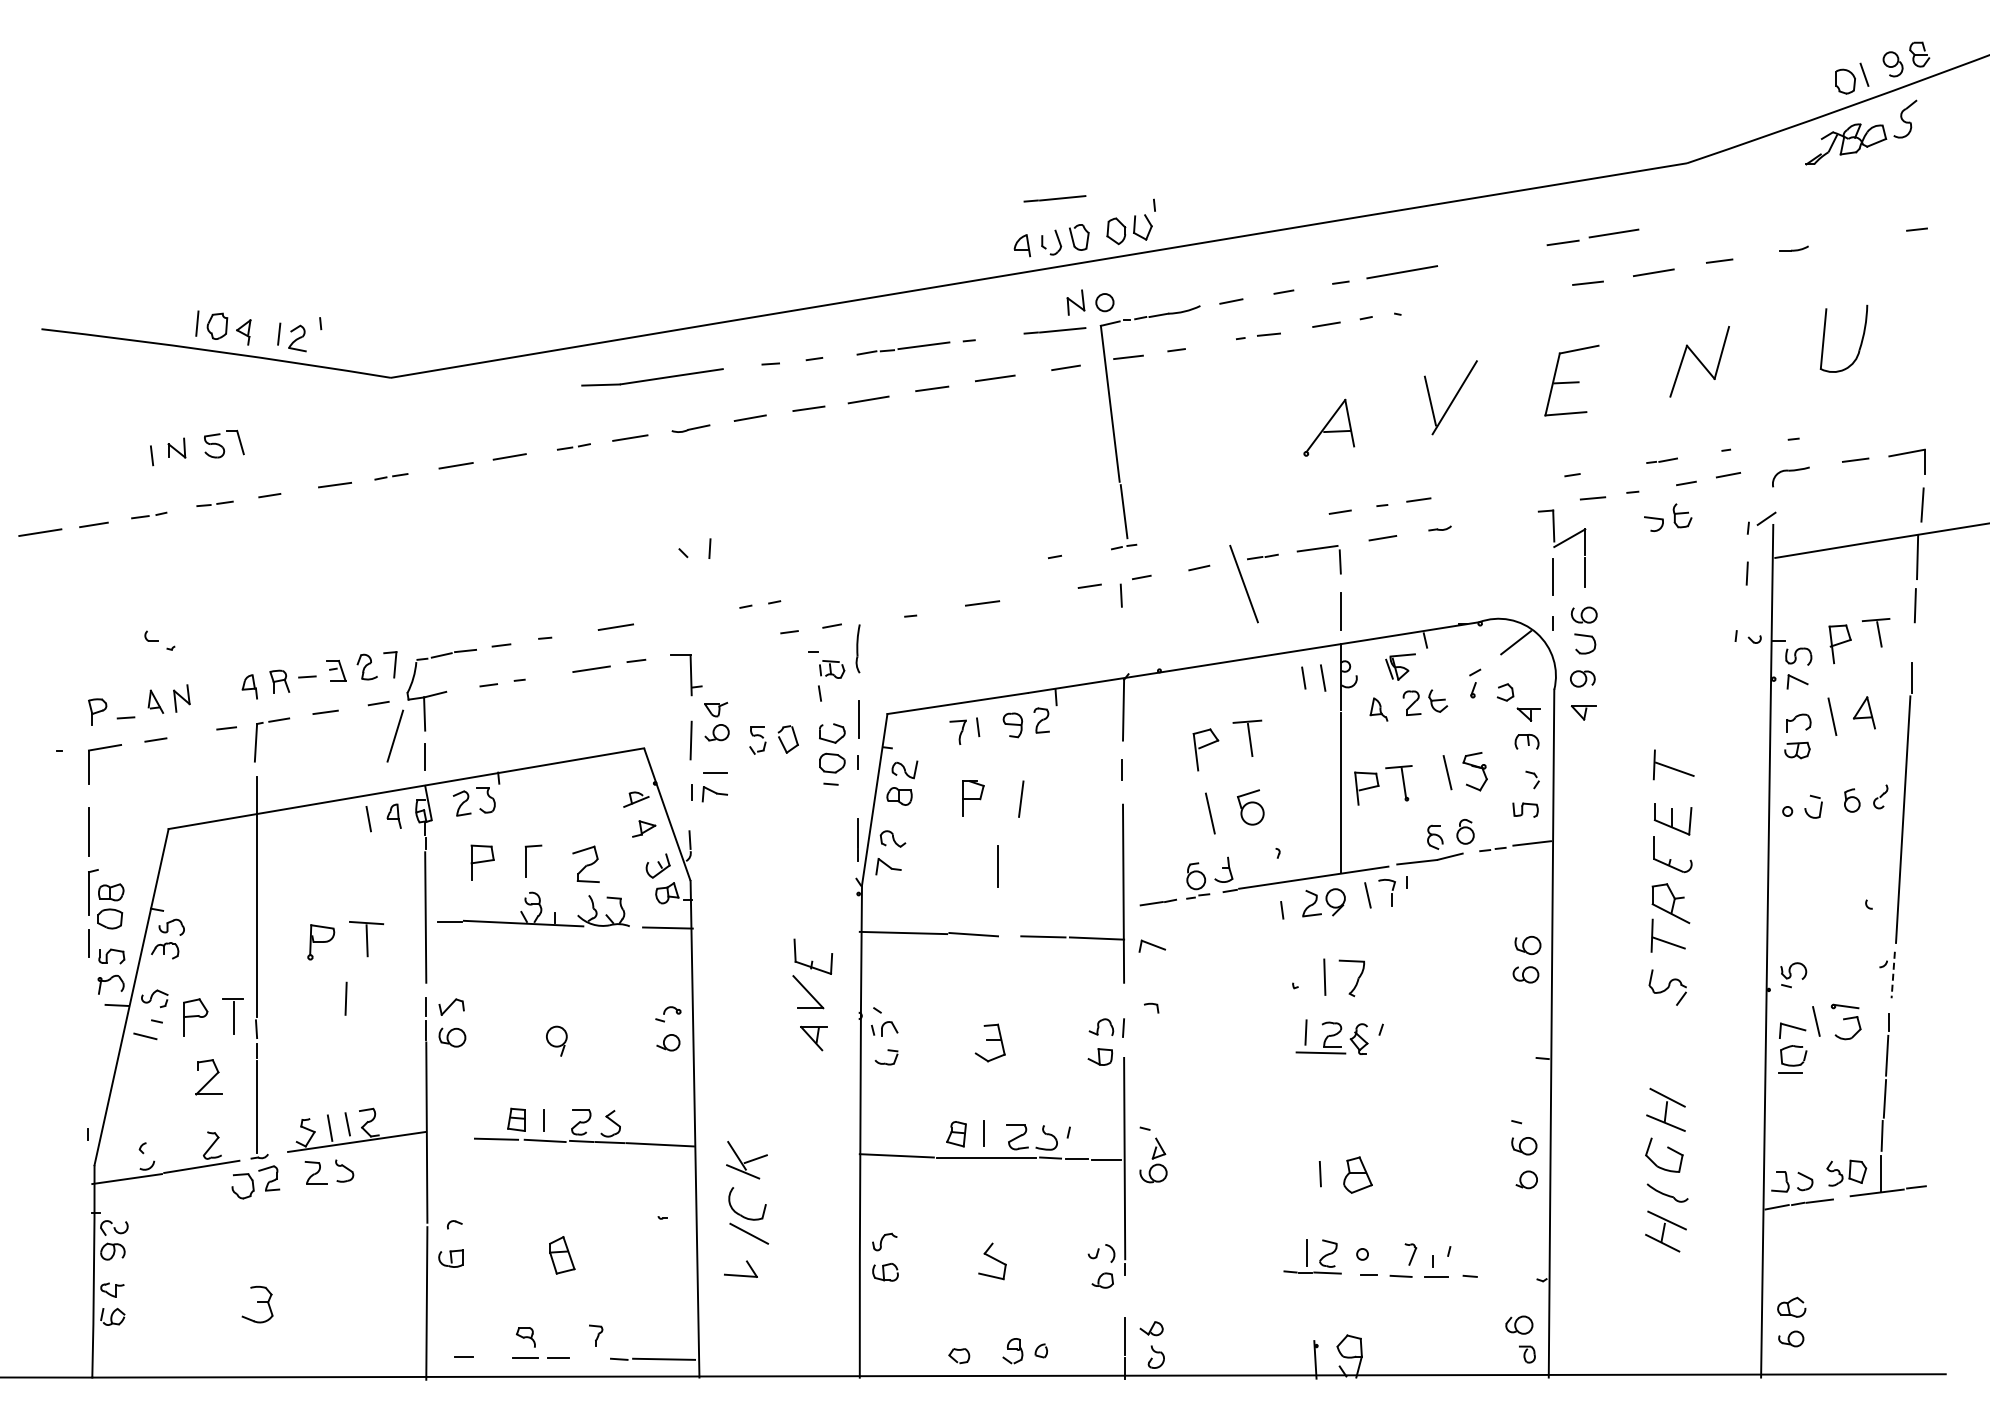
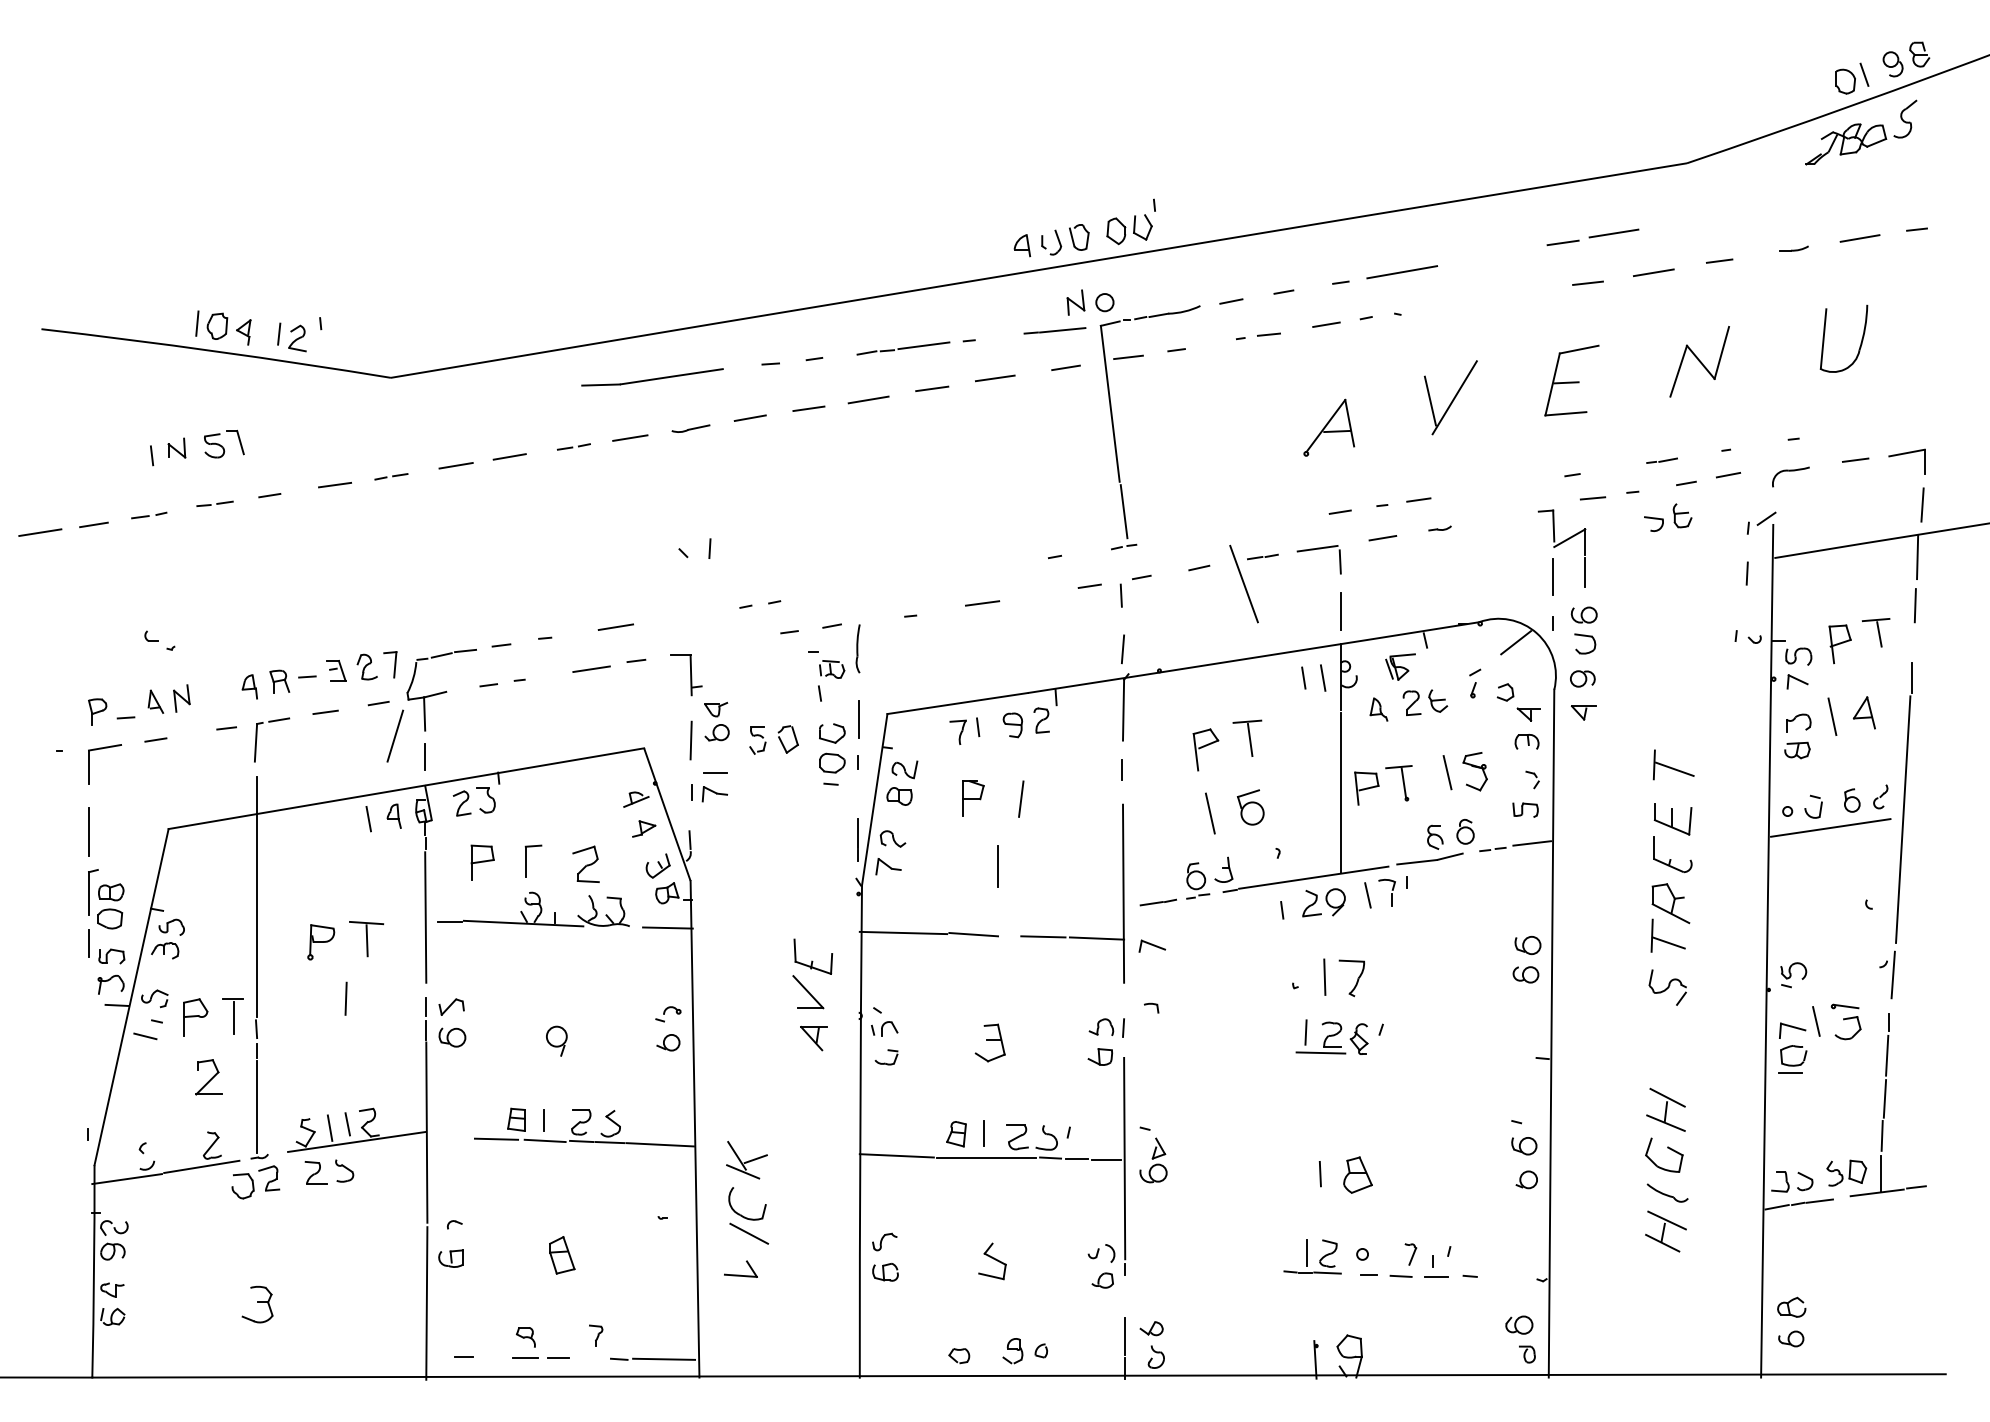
line: present -> none (1054, 198)
line: none -> present (1859, 238)
line: none -> present (1122, 649)
line: none -> present (1830, 827)
line: dashed -> solid (1893, 975)
